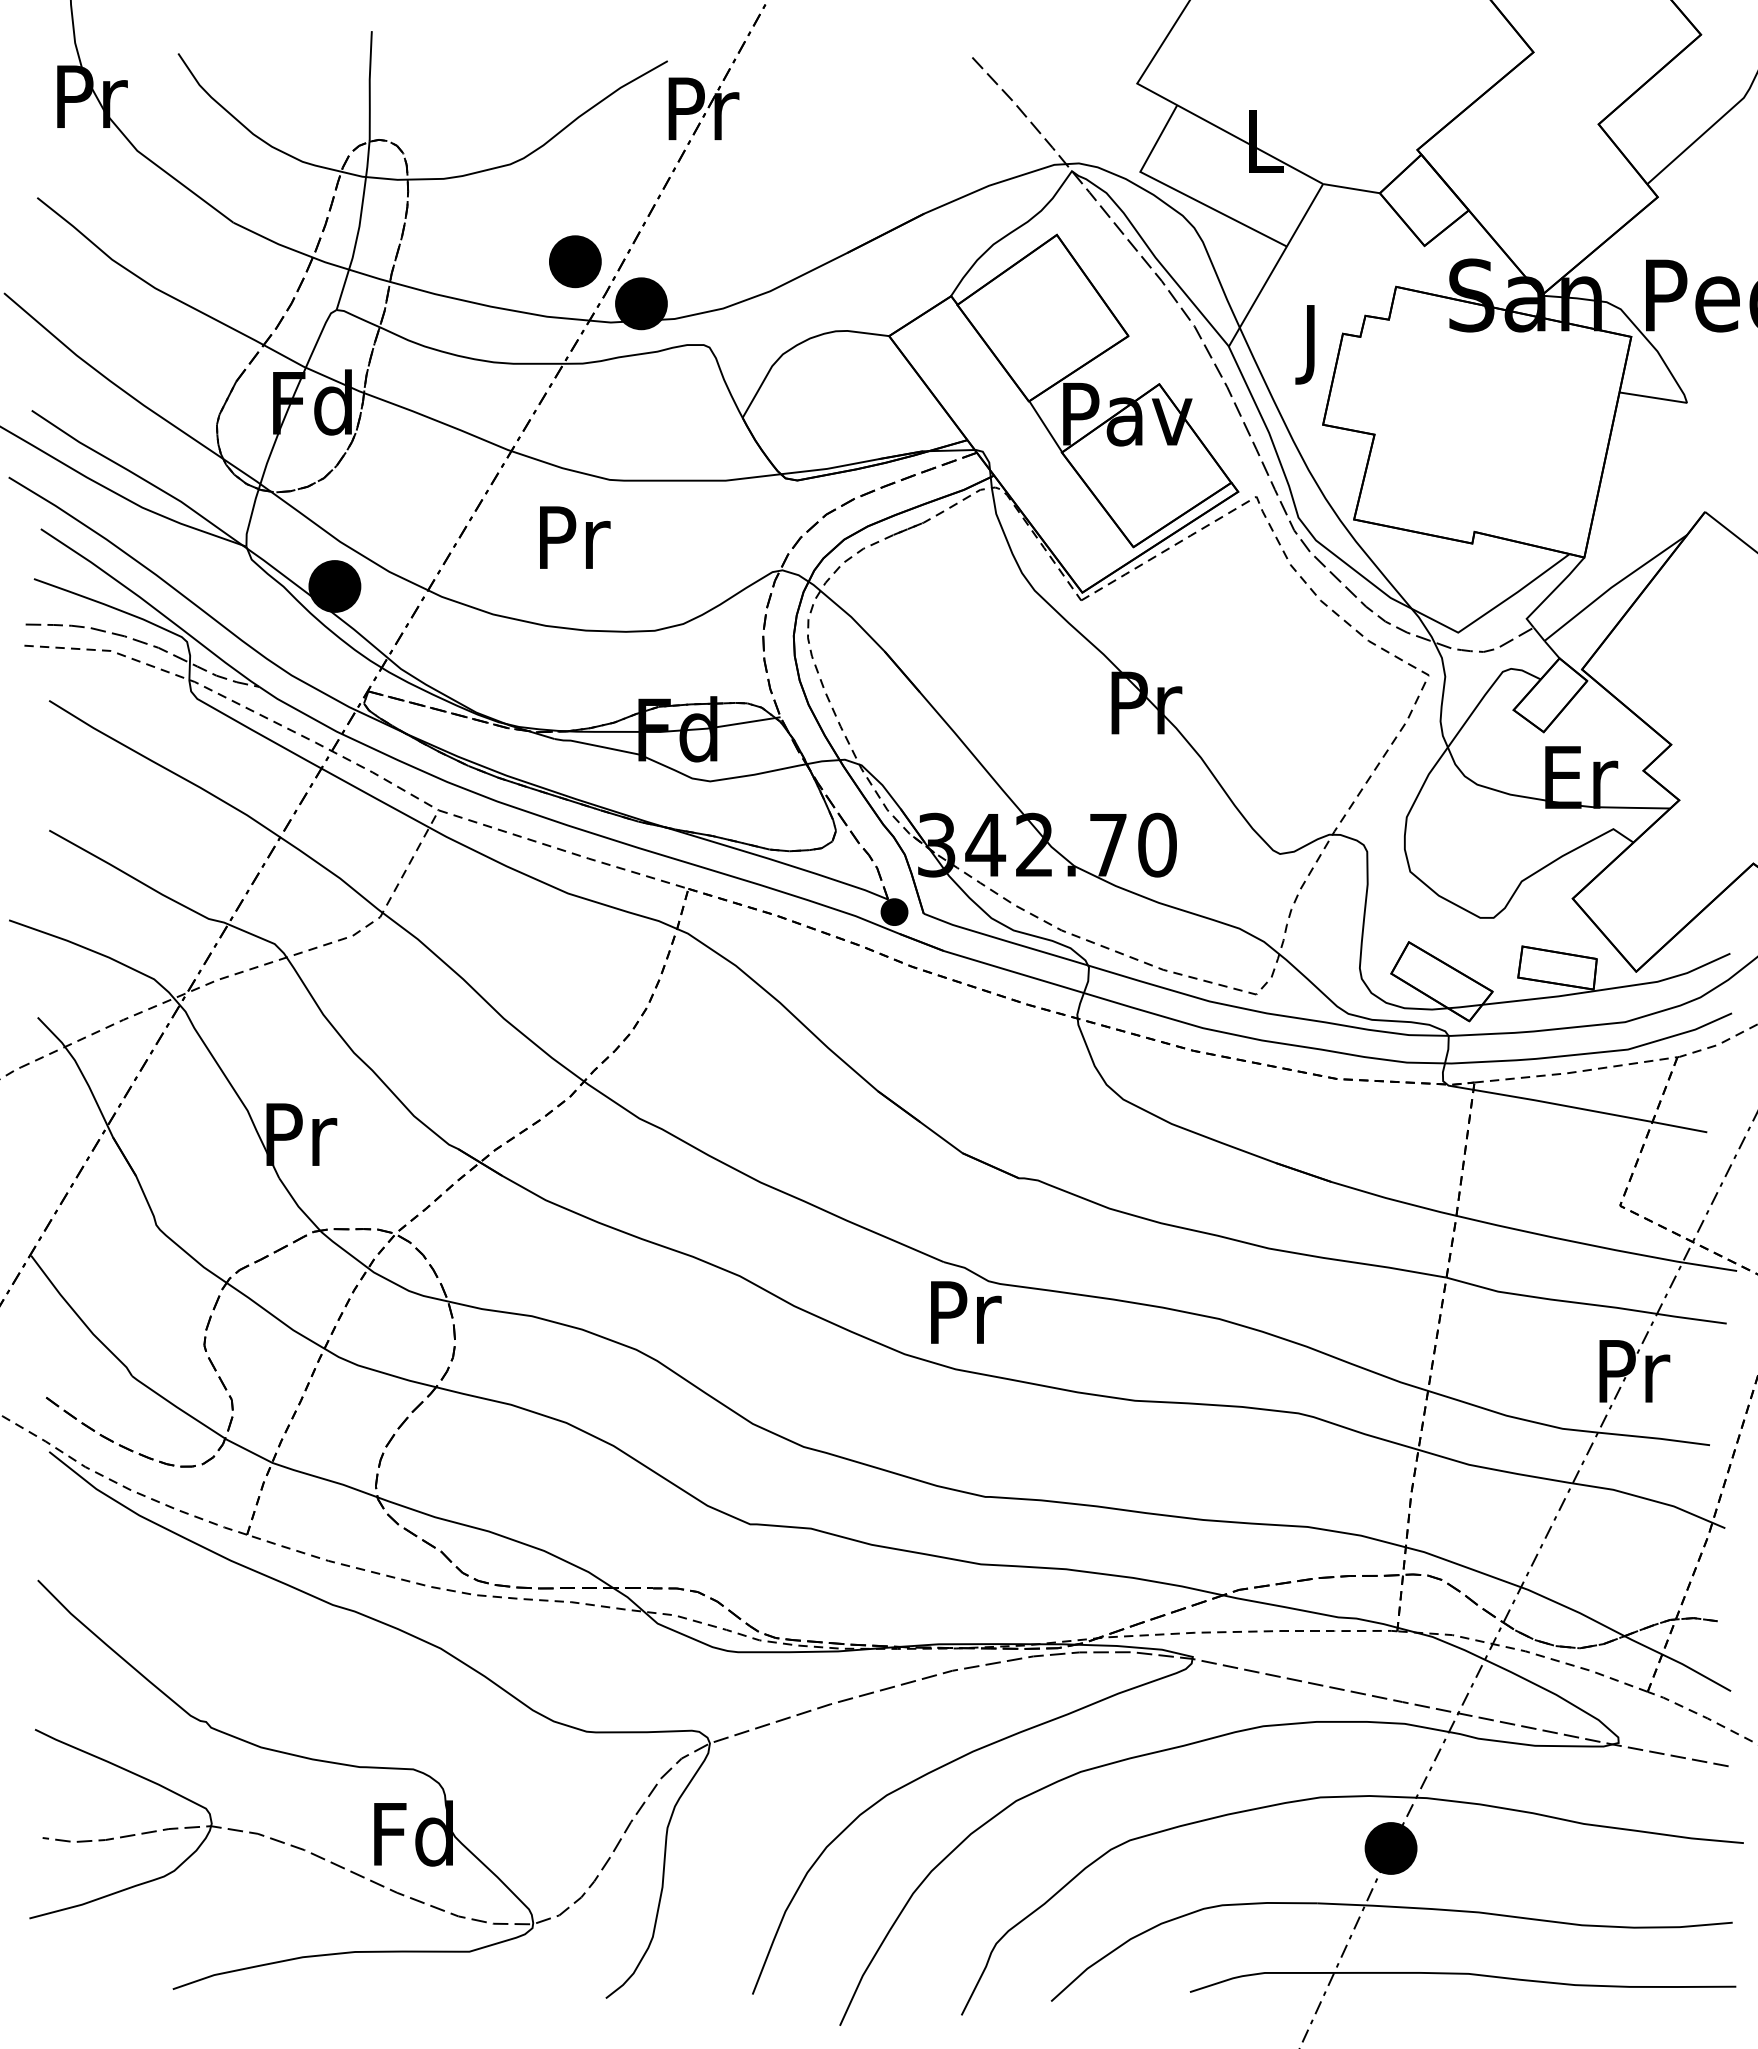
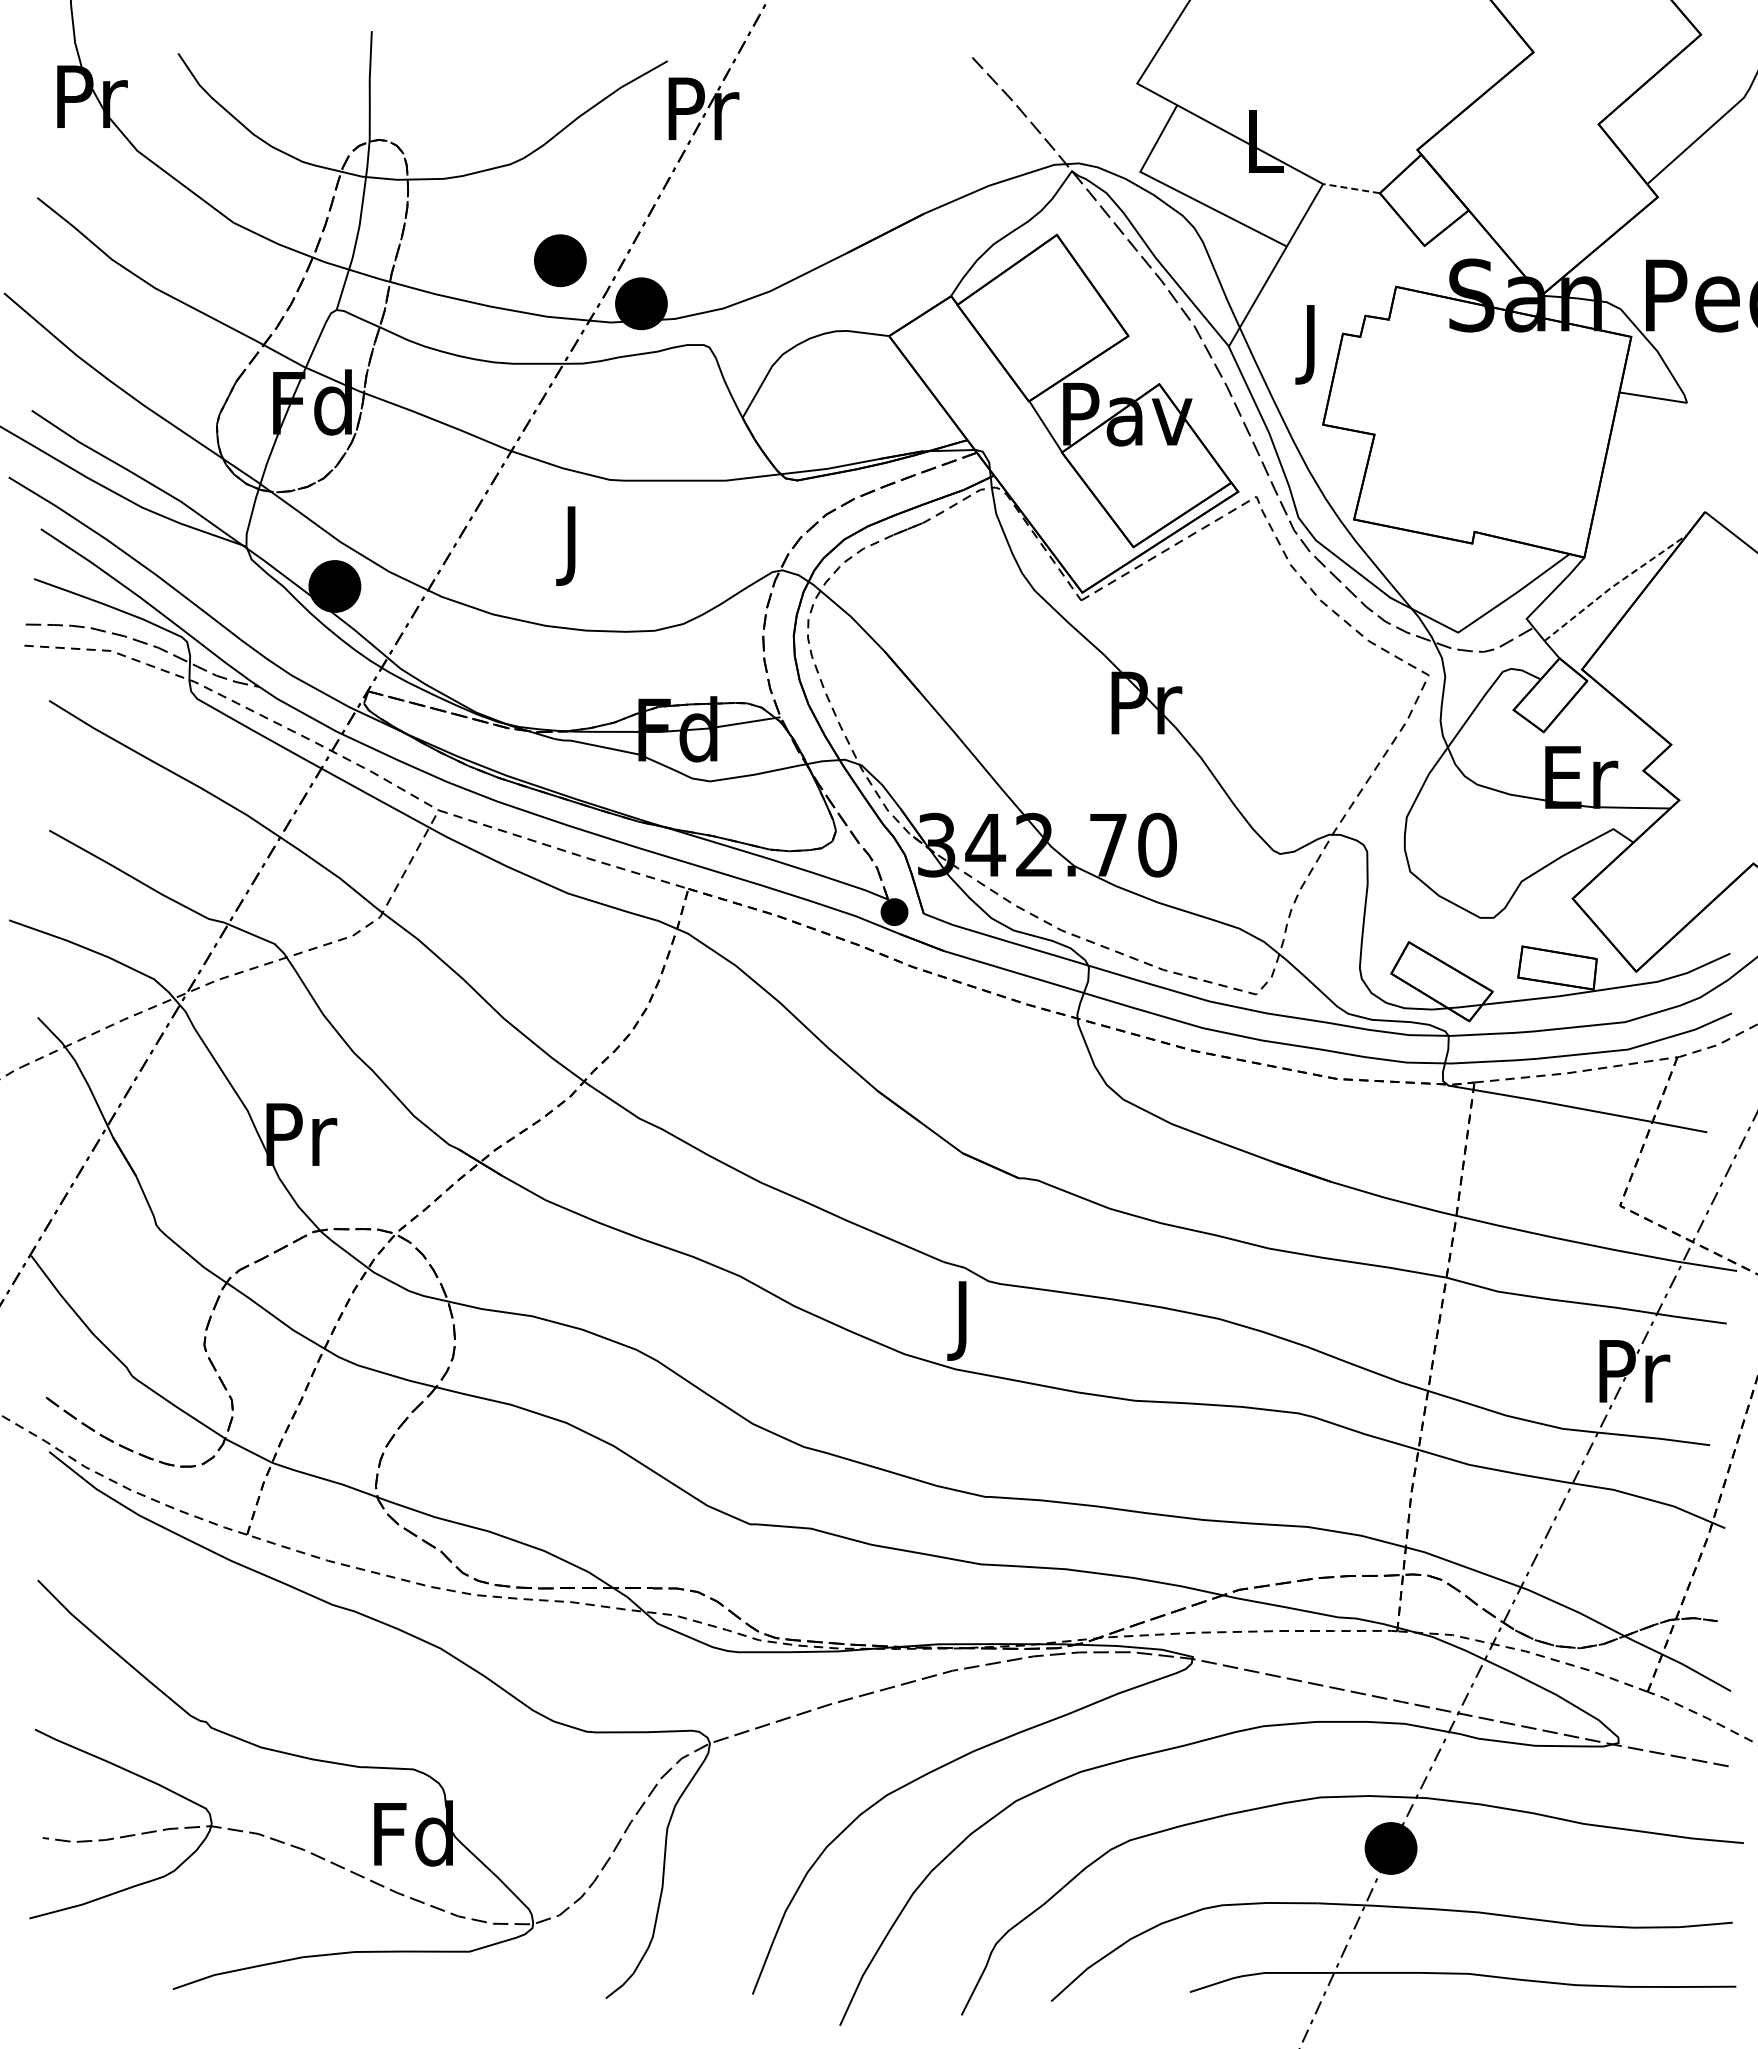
line: solid -> dashed (1351, 188)
part position: (575, 261) -> (560, 260) (560, 260)
text: Pr -> J (575, 545)
line: solid -> dashed (1613, 585)
text: Pr -> J (966, 1320)
